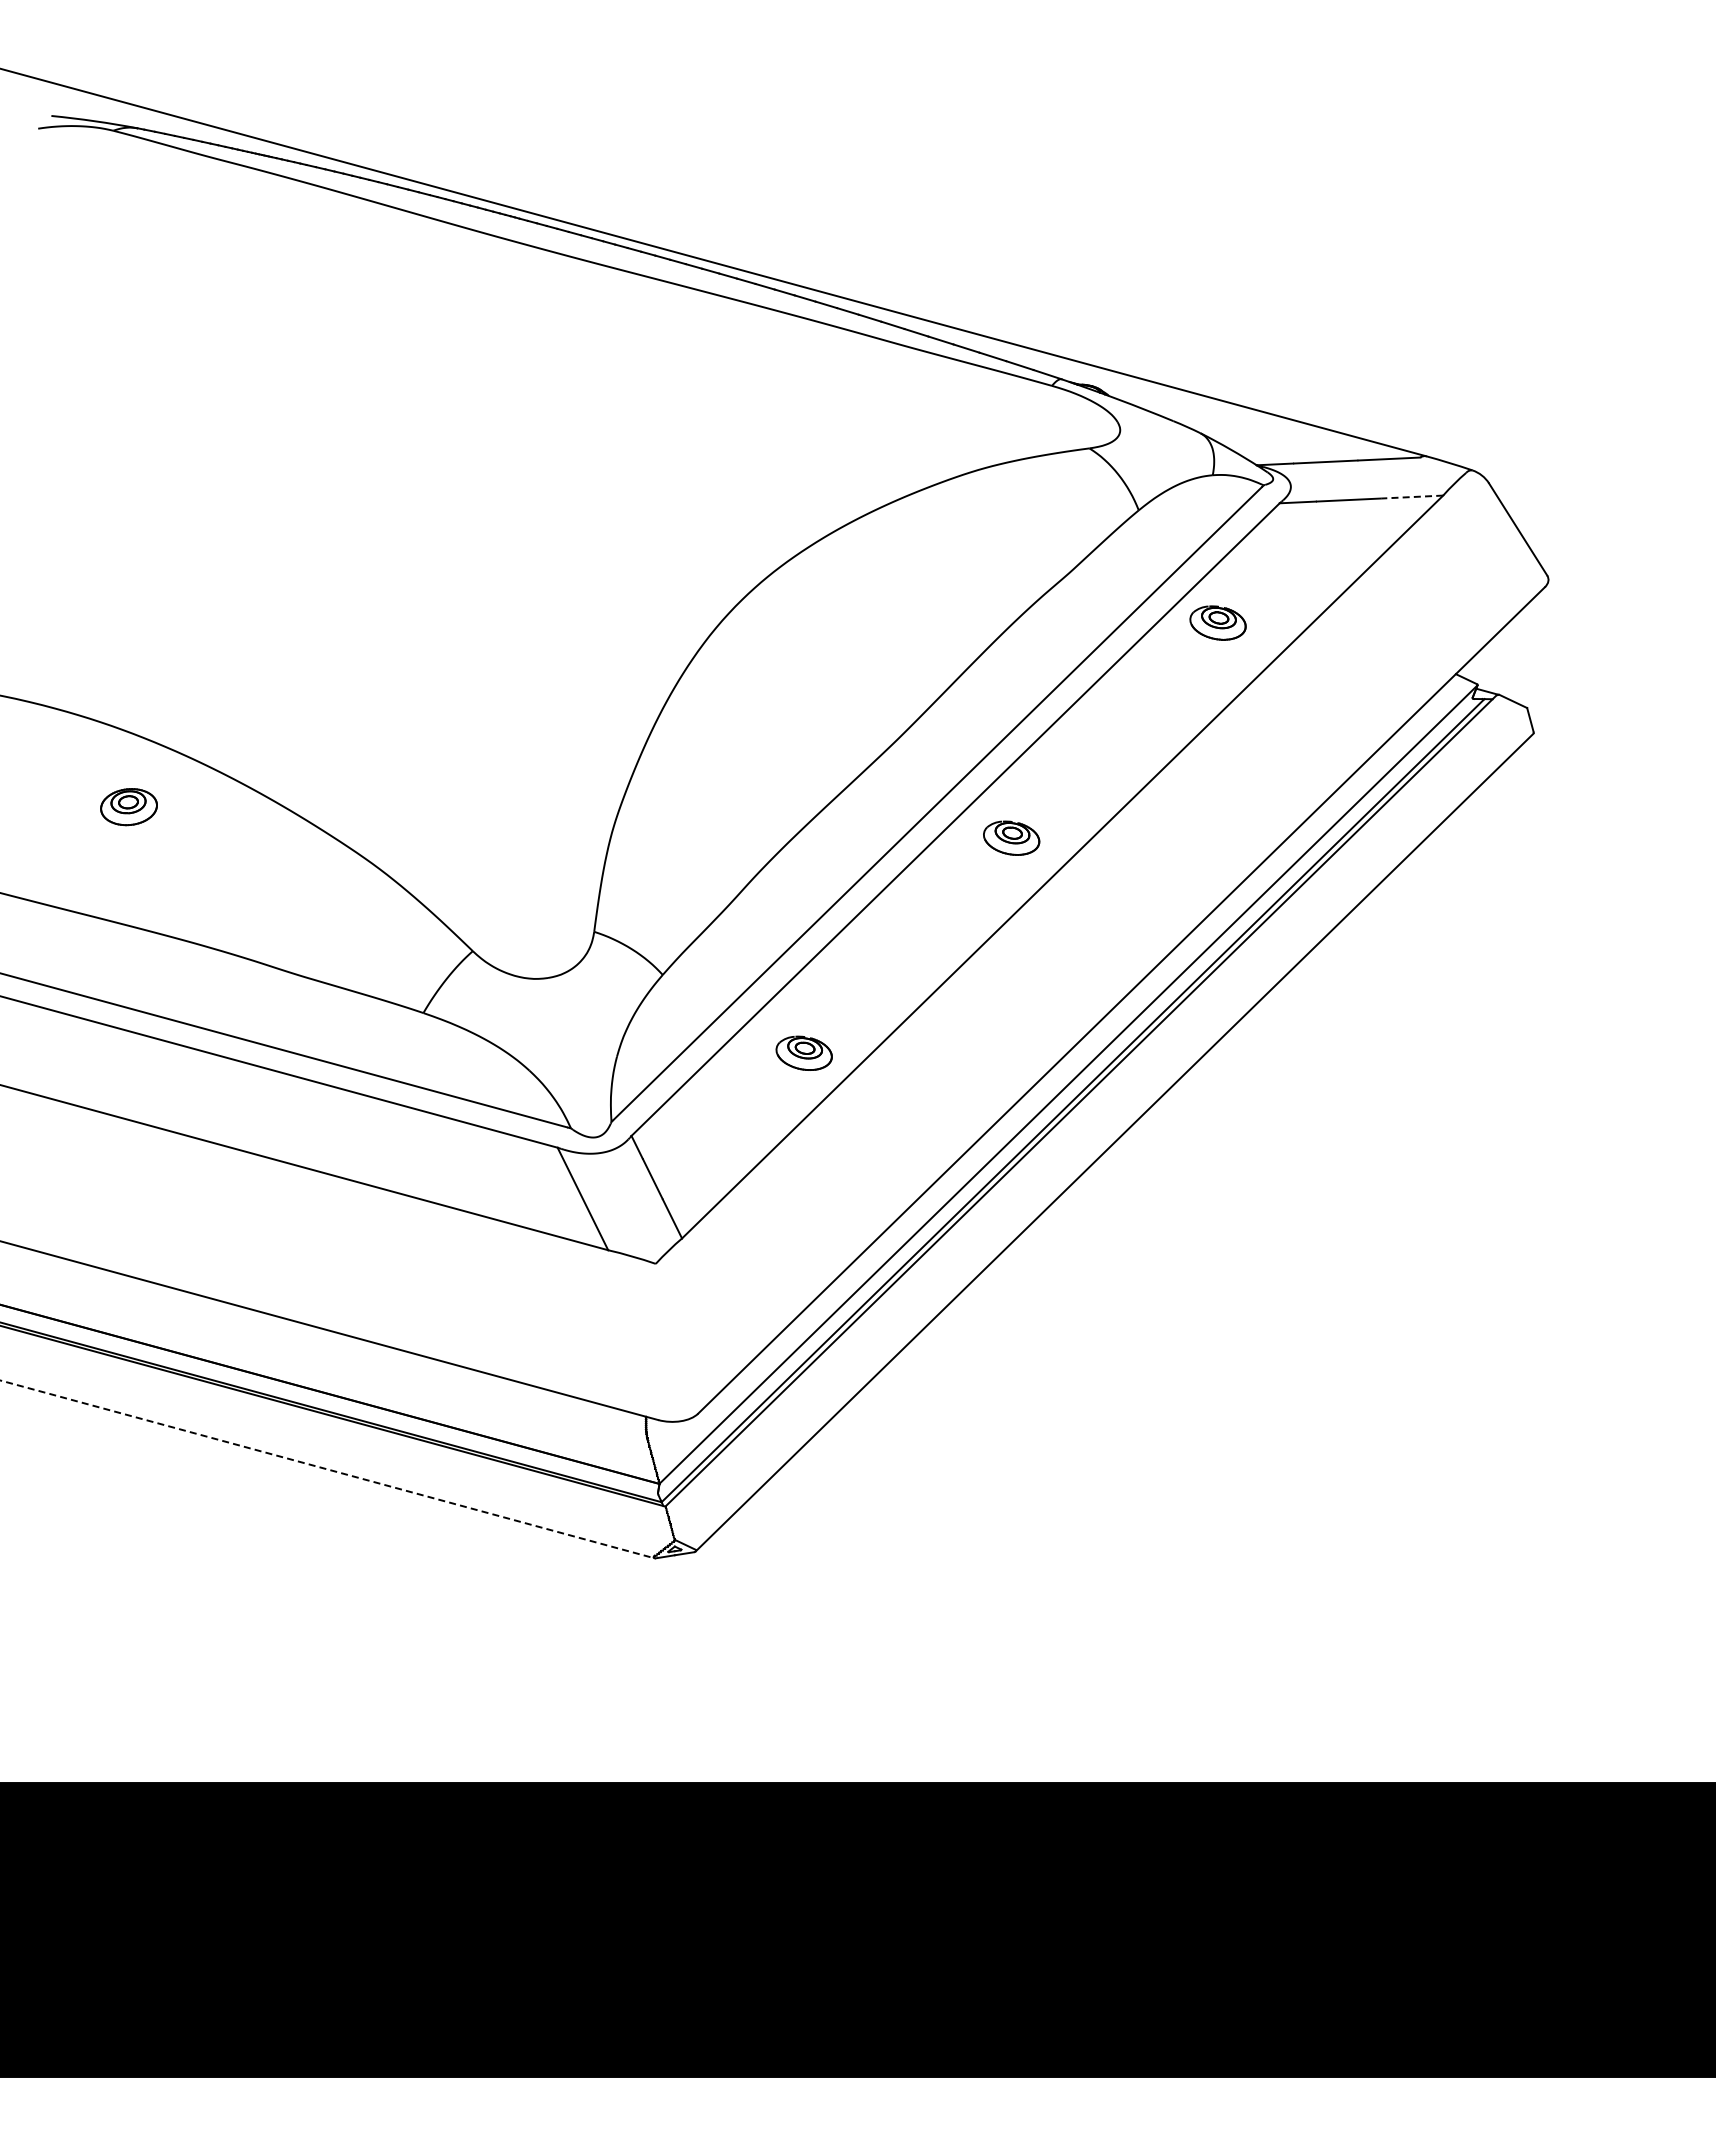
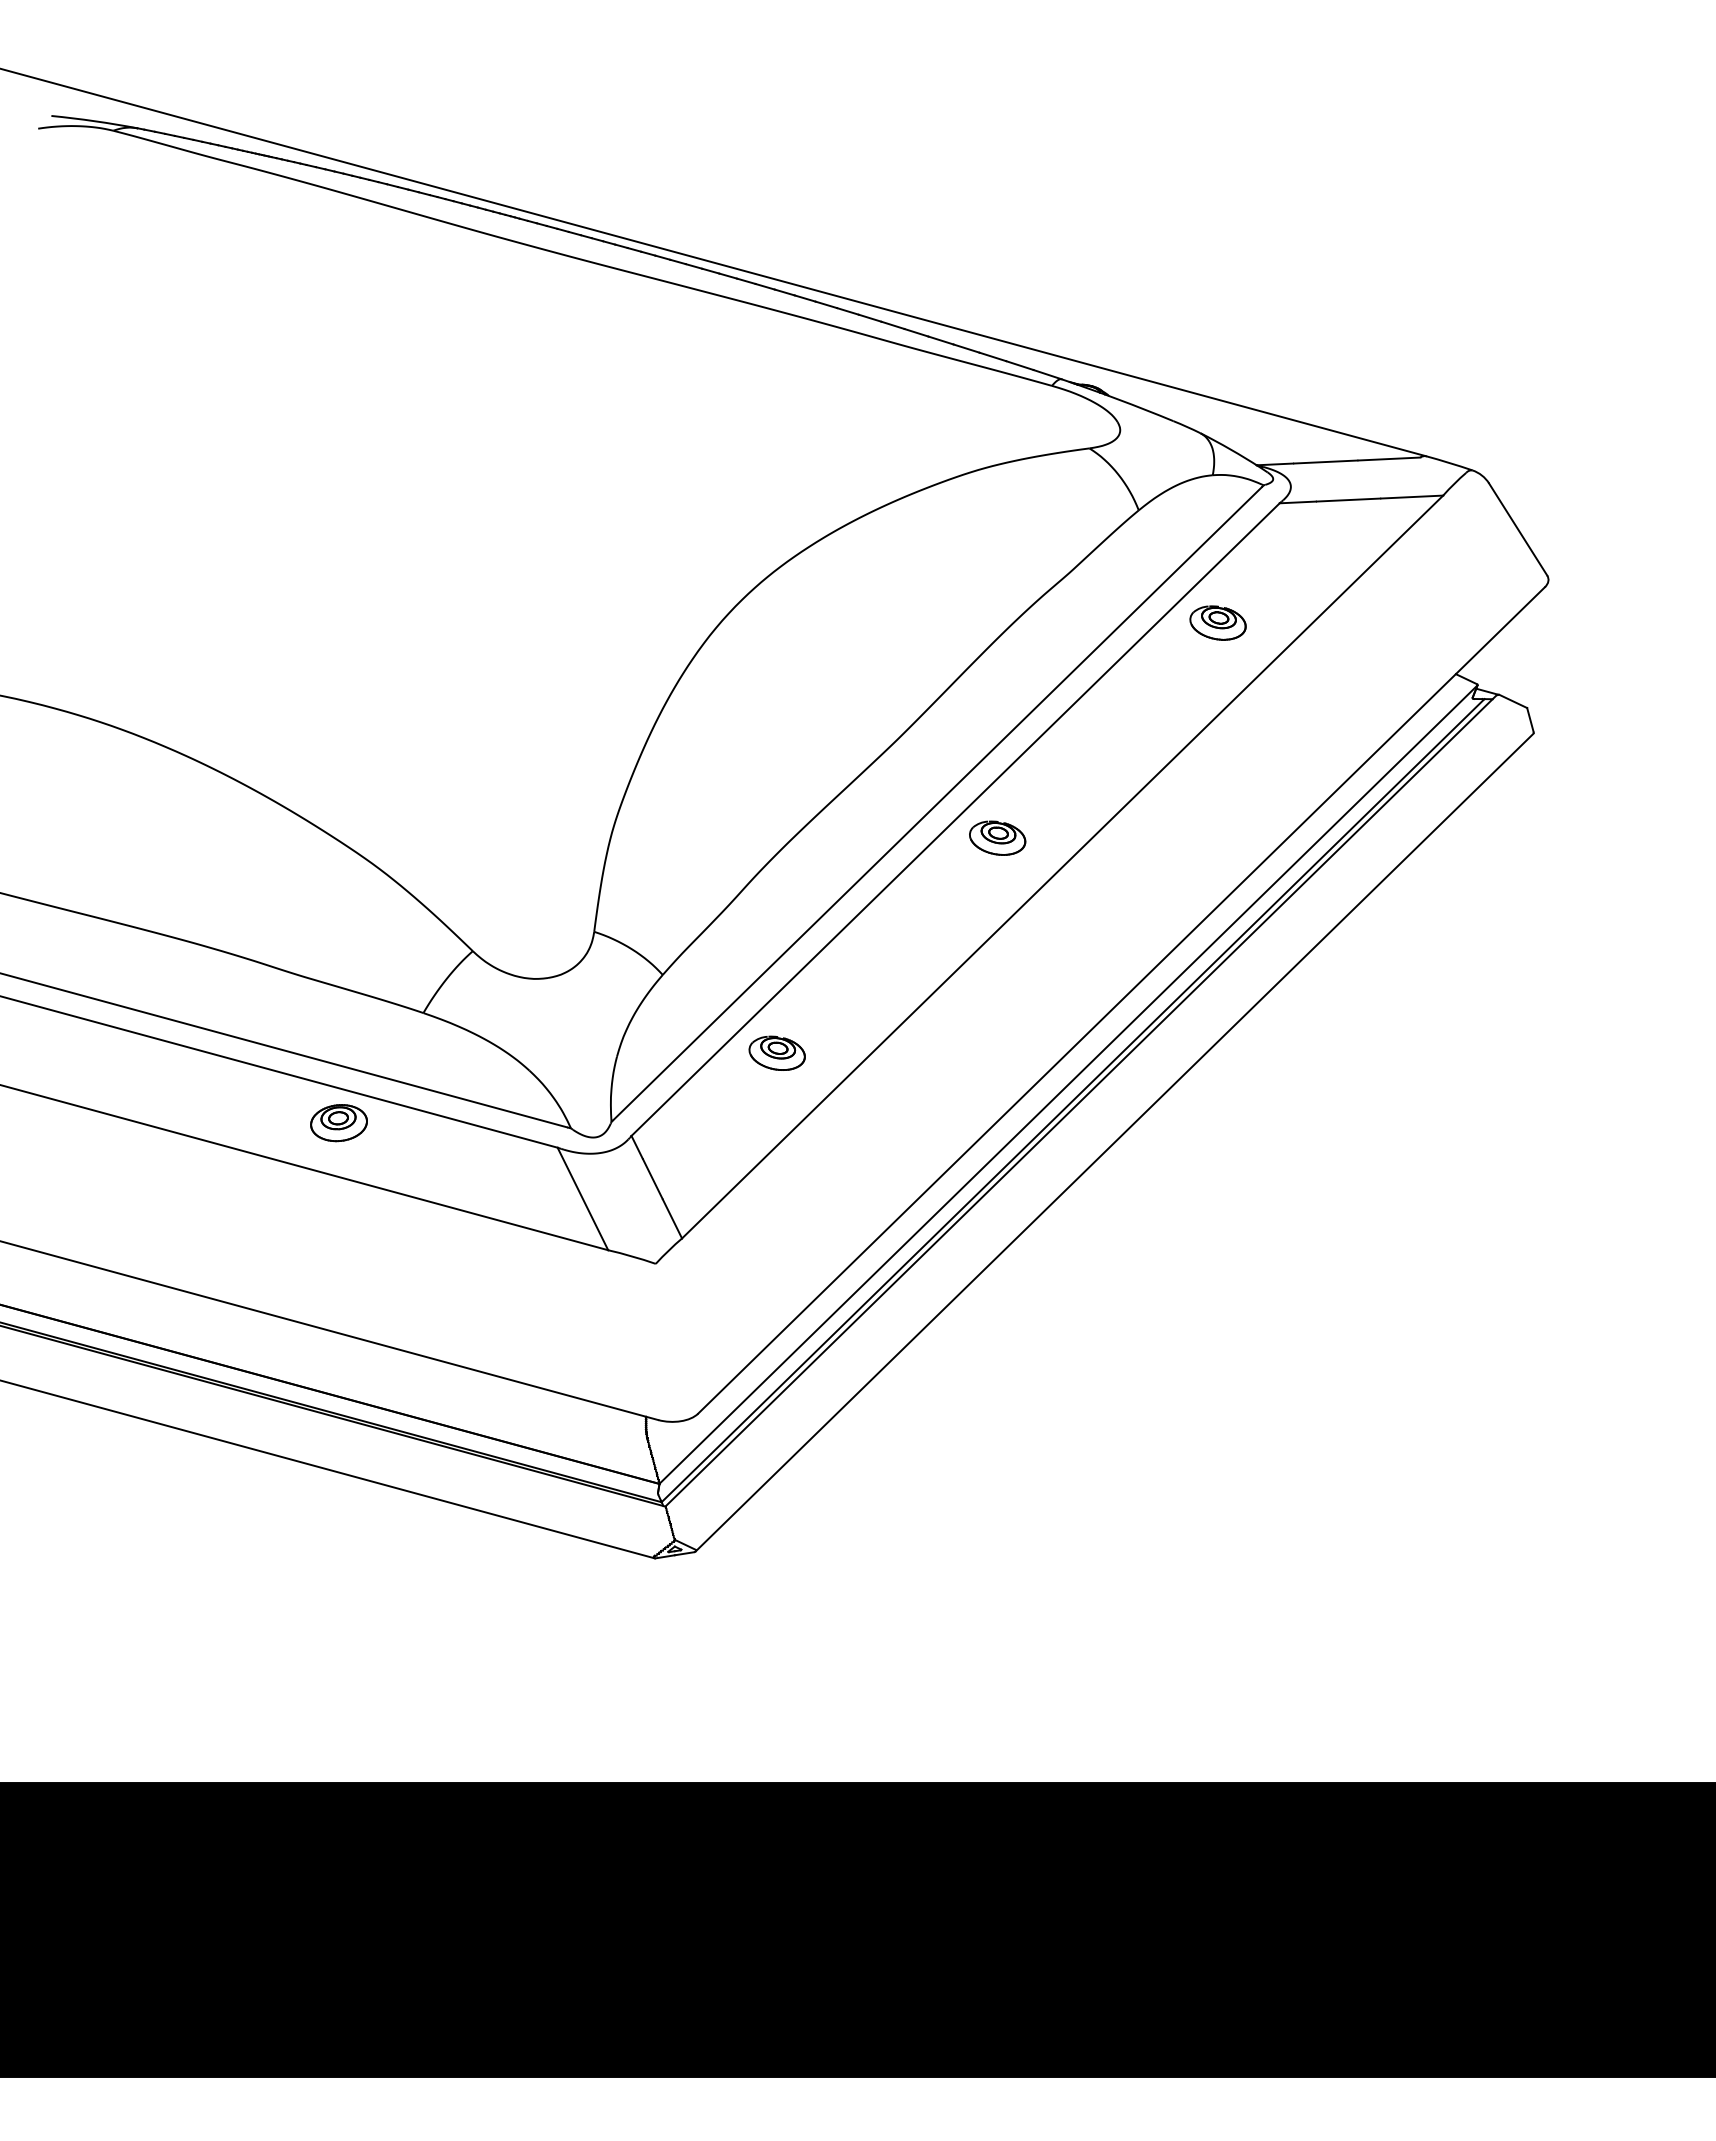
line: dashed -> solid (1411, 497)
part position: (128, 807) -> (338, 1123) (338, 1123)
part position: (1011, 837) -> (997, 837) (997, 837)
part position: (803, 1052) -> (776, 1052) (776, 1052)
line: dashed -> solid (327, 1469)
